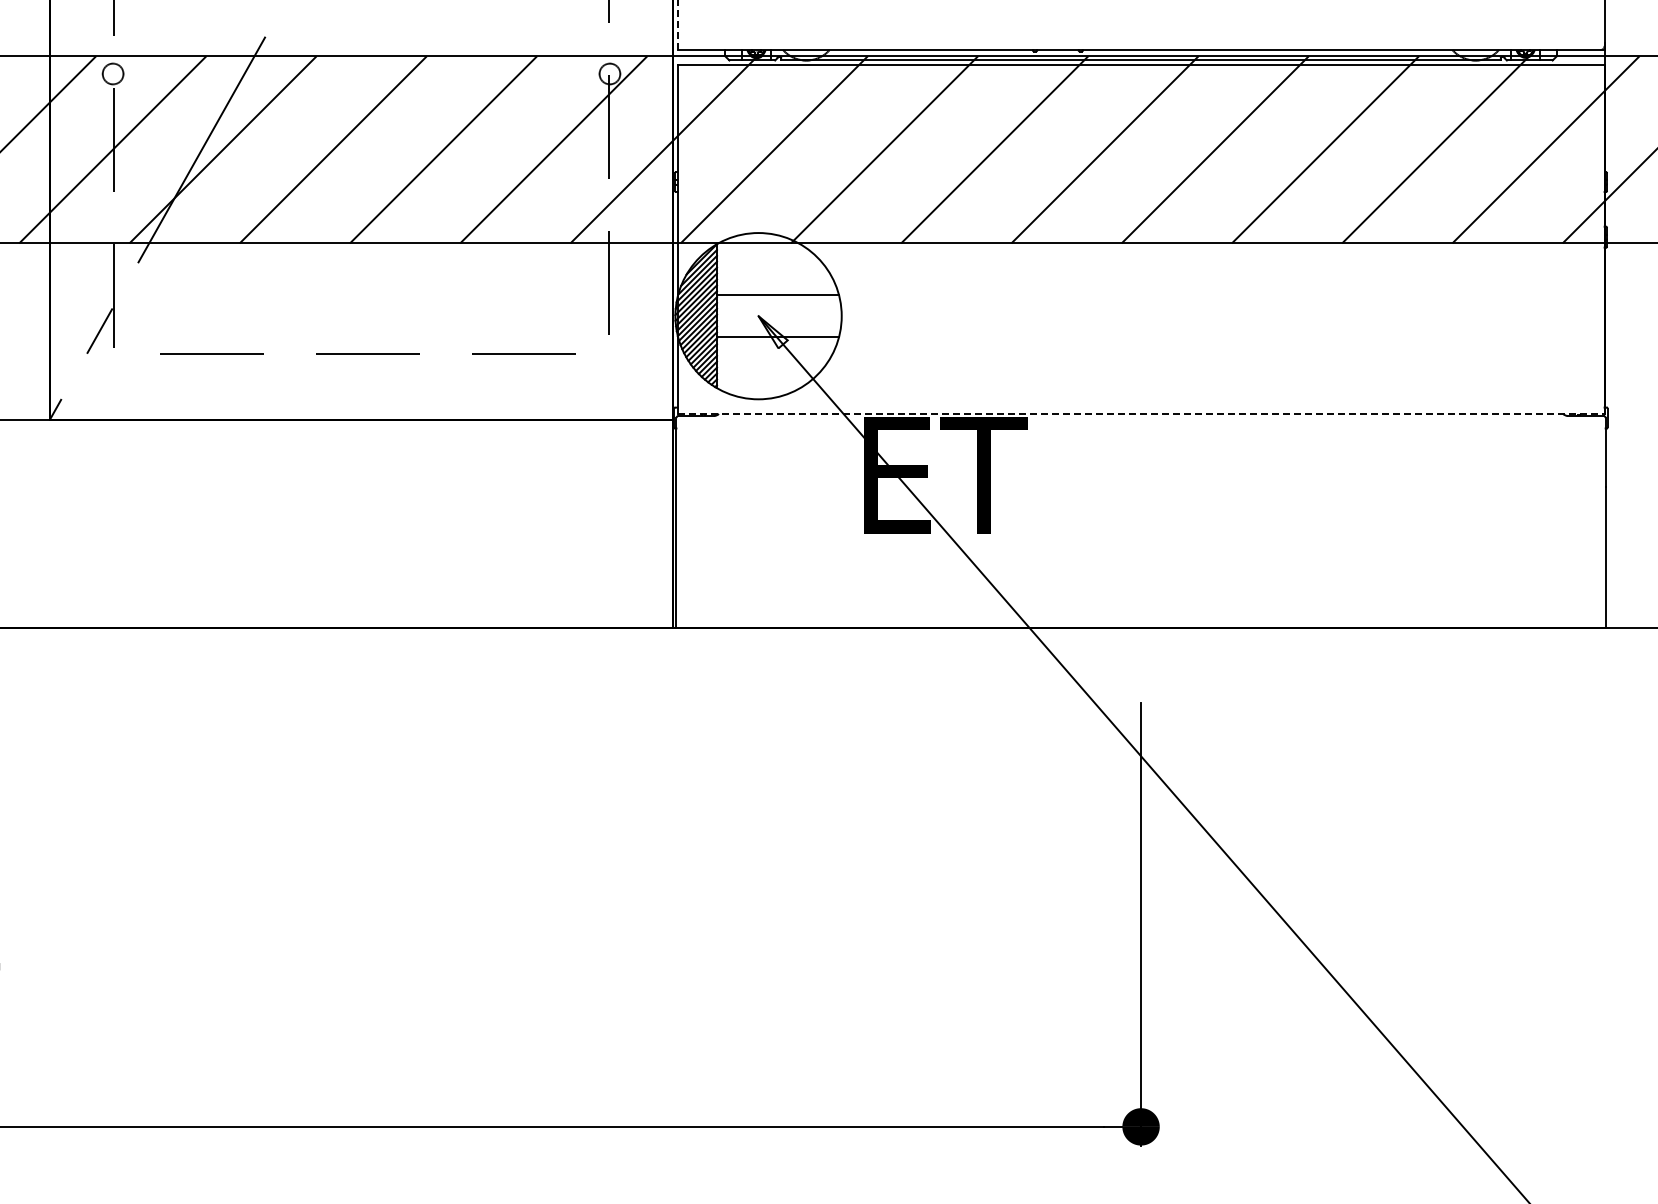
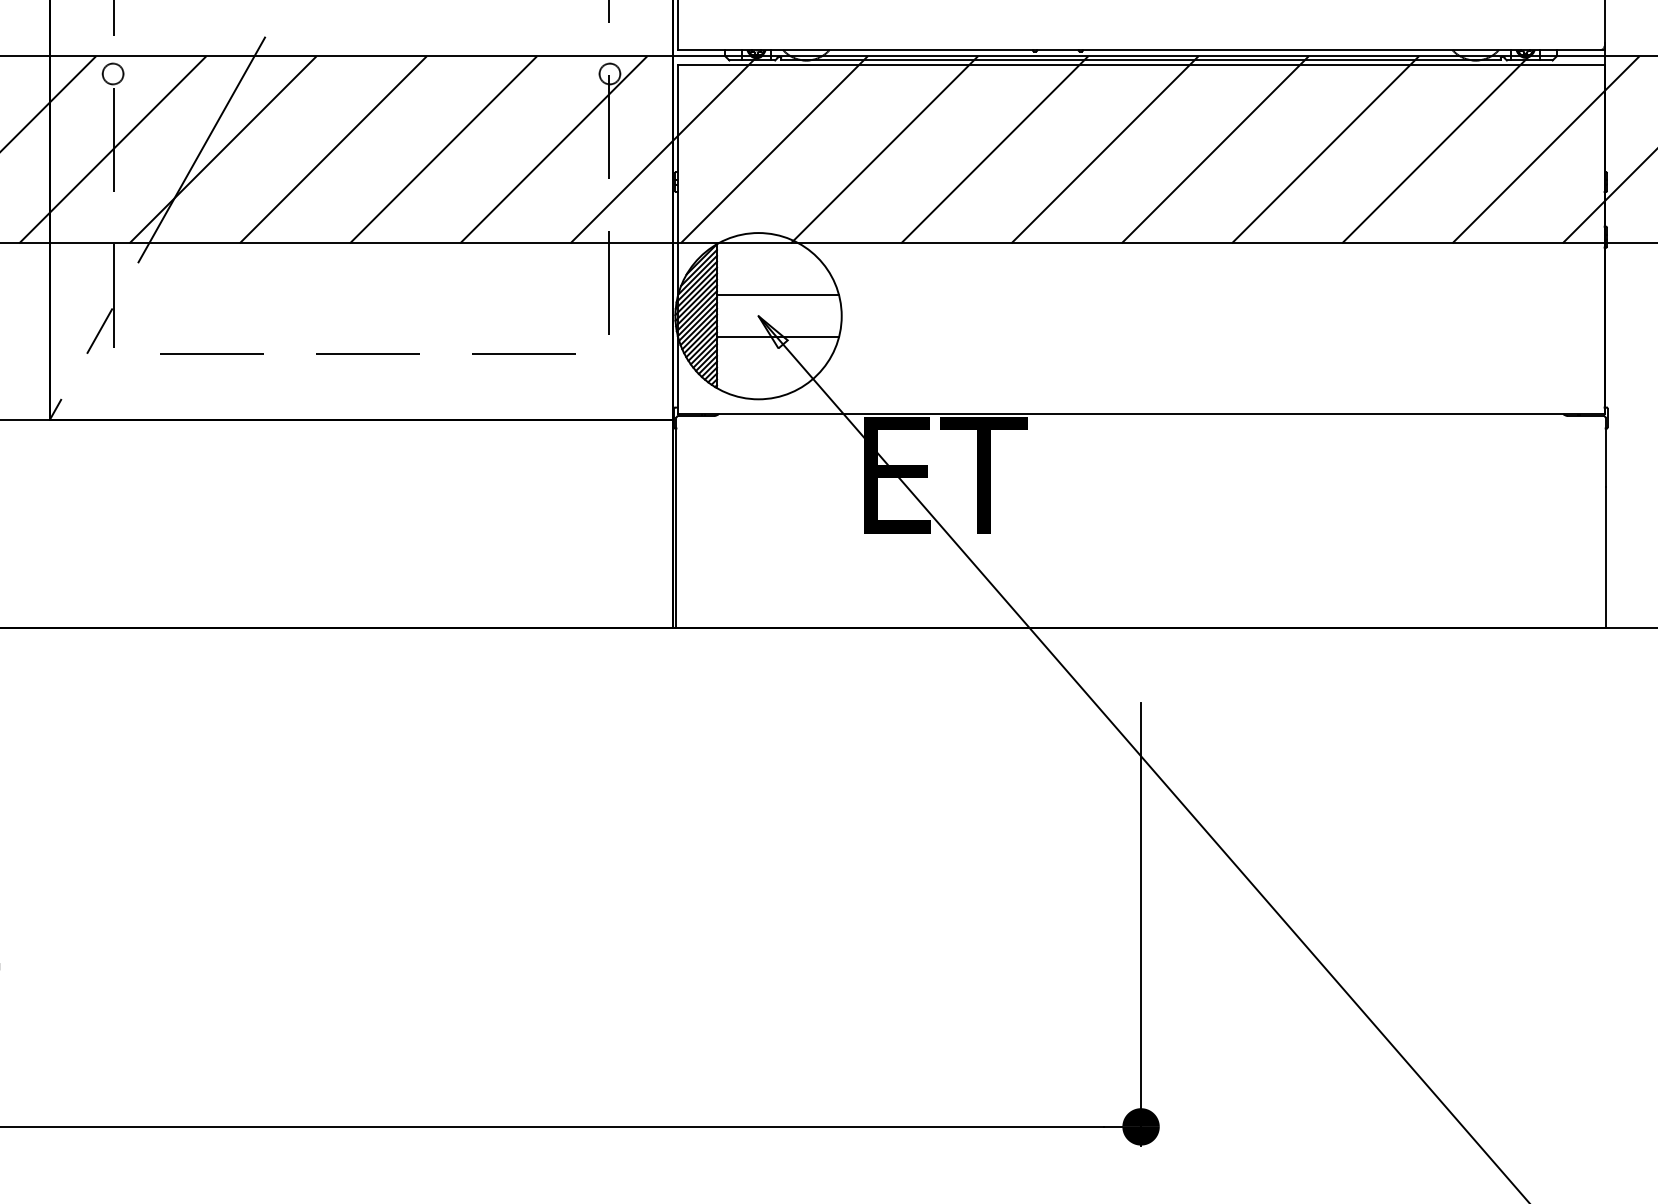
line: dashed -> solid (677, 25)
line: dashed -> solid (1141, 413)
